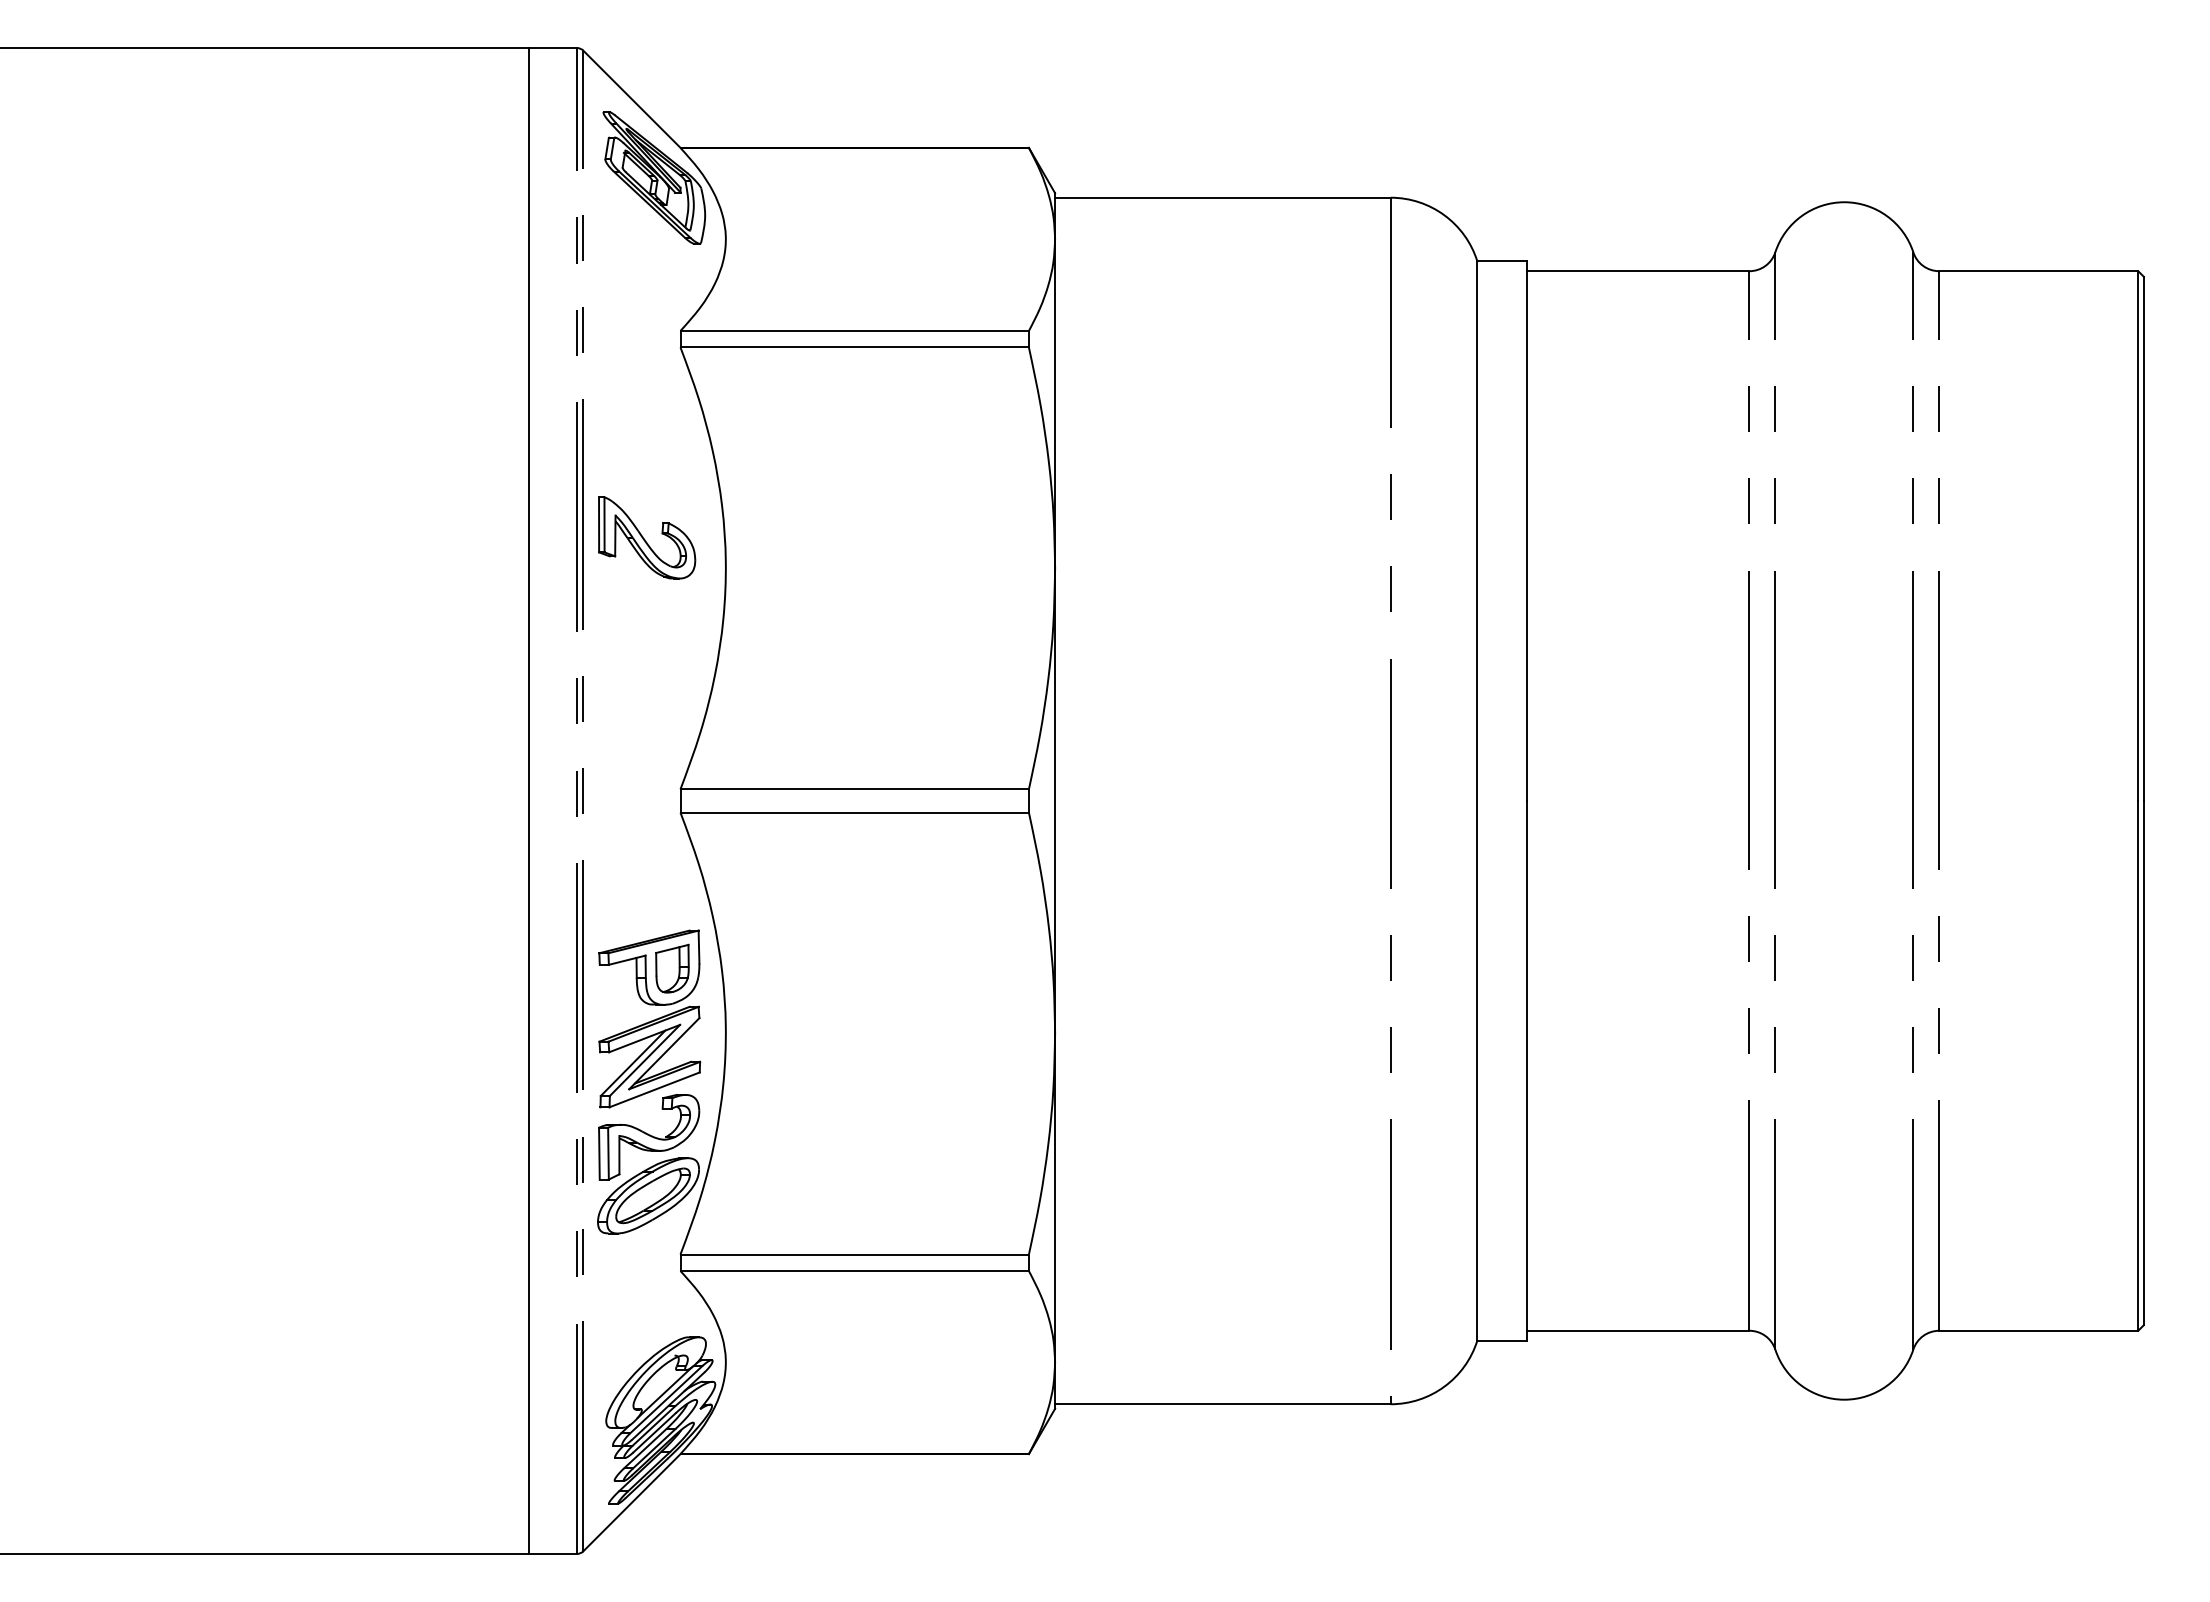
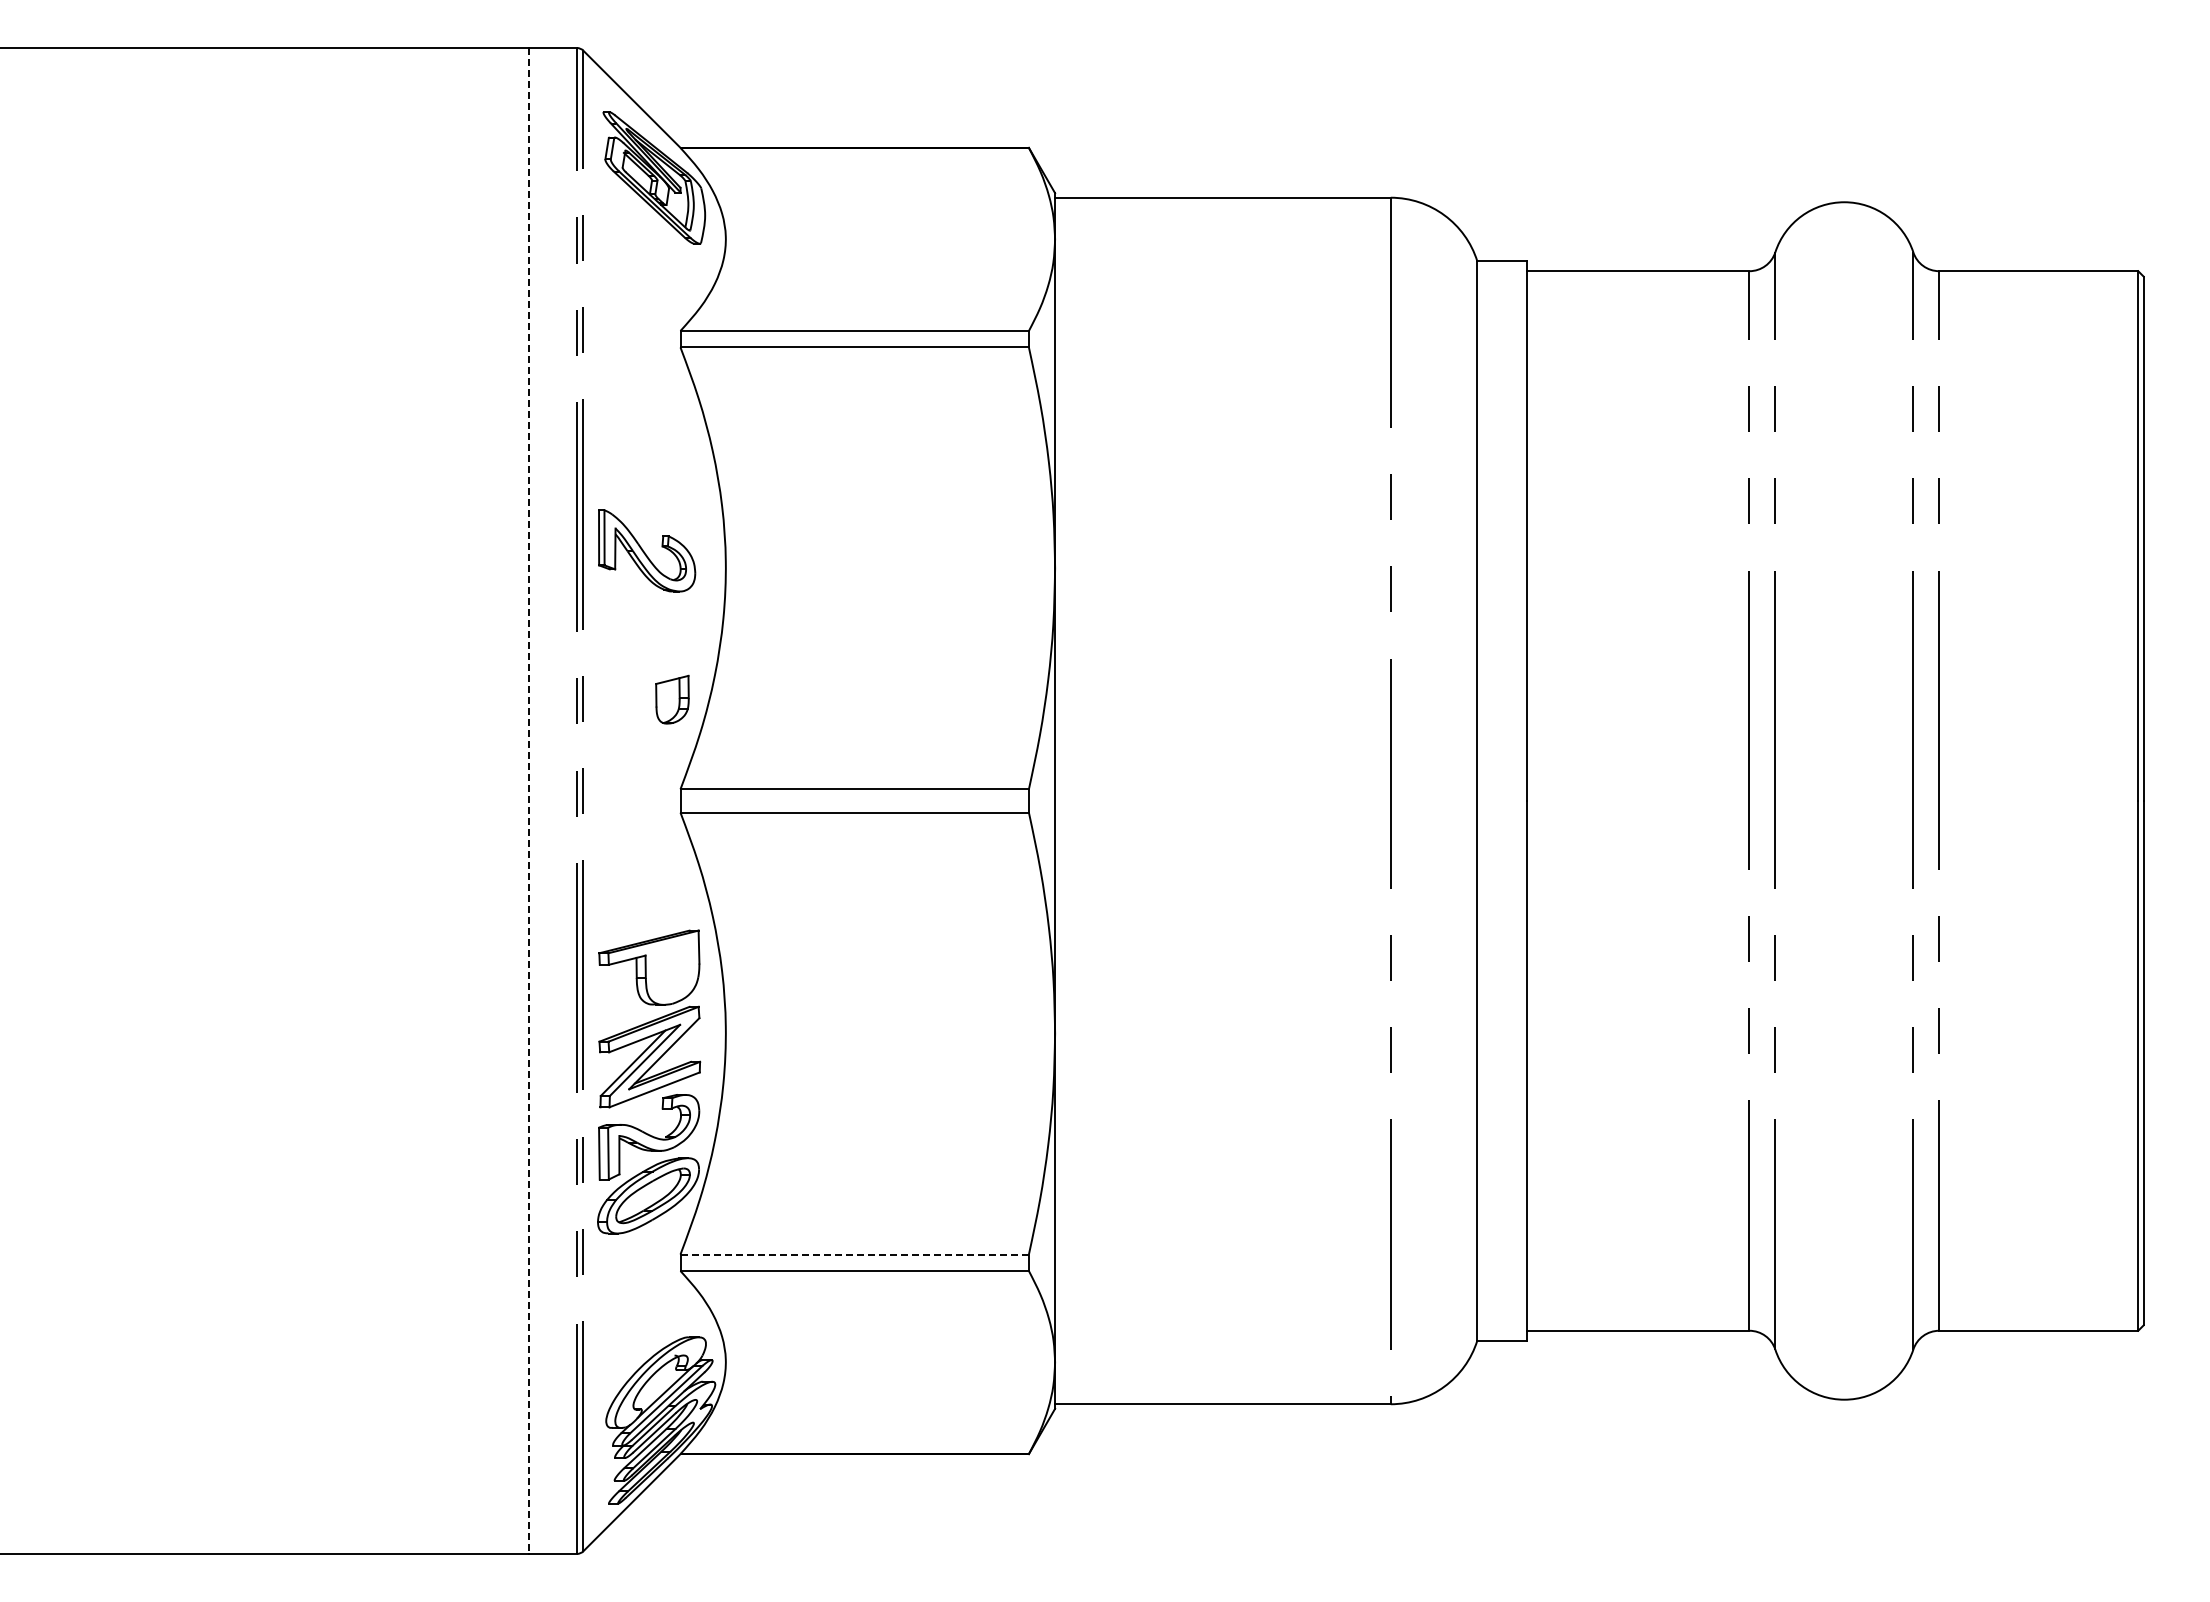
part position: (647, 537) -> (647, 550) (647, 550)
line: solid -> dashed (528, 800)
part position: (672, 968) -> (672, 699) (672, 699)
line: solid -> dashed (855, 1254)
